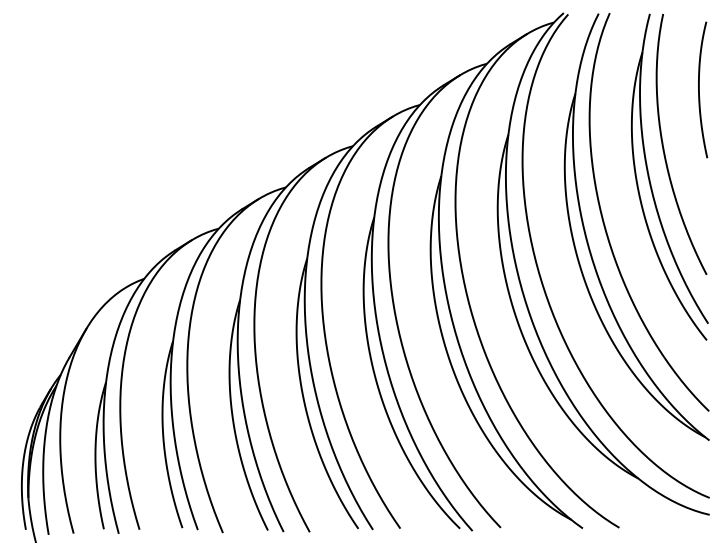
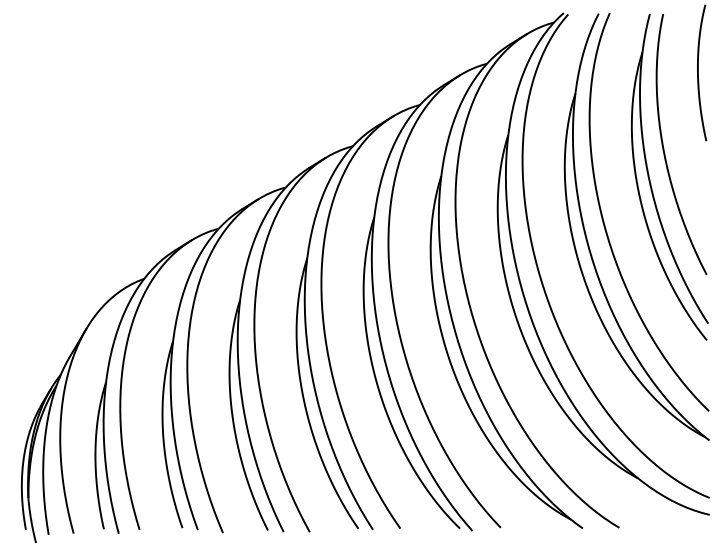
curve position: (699, 89) -> (698, 72) (698, 72)
